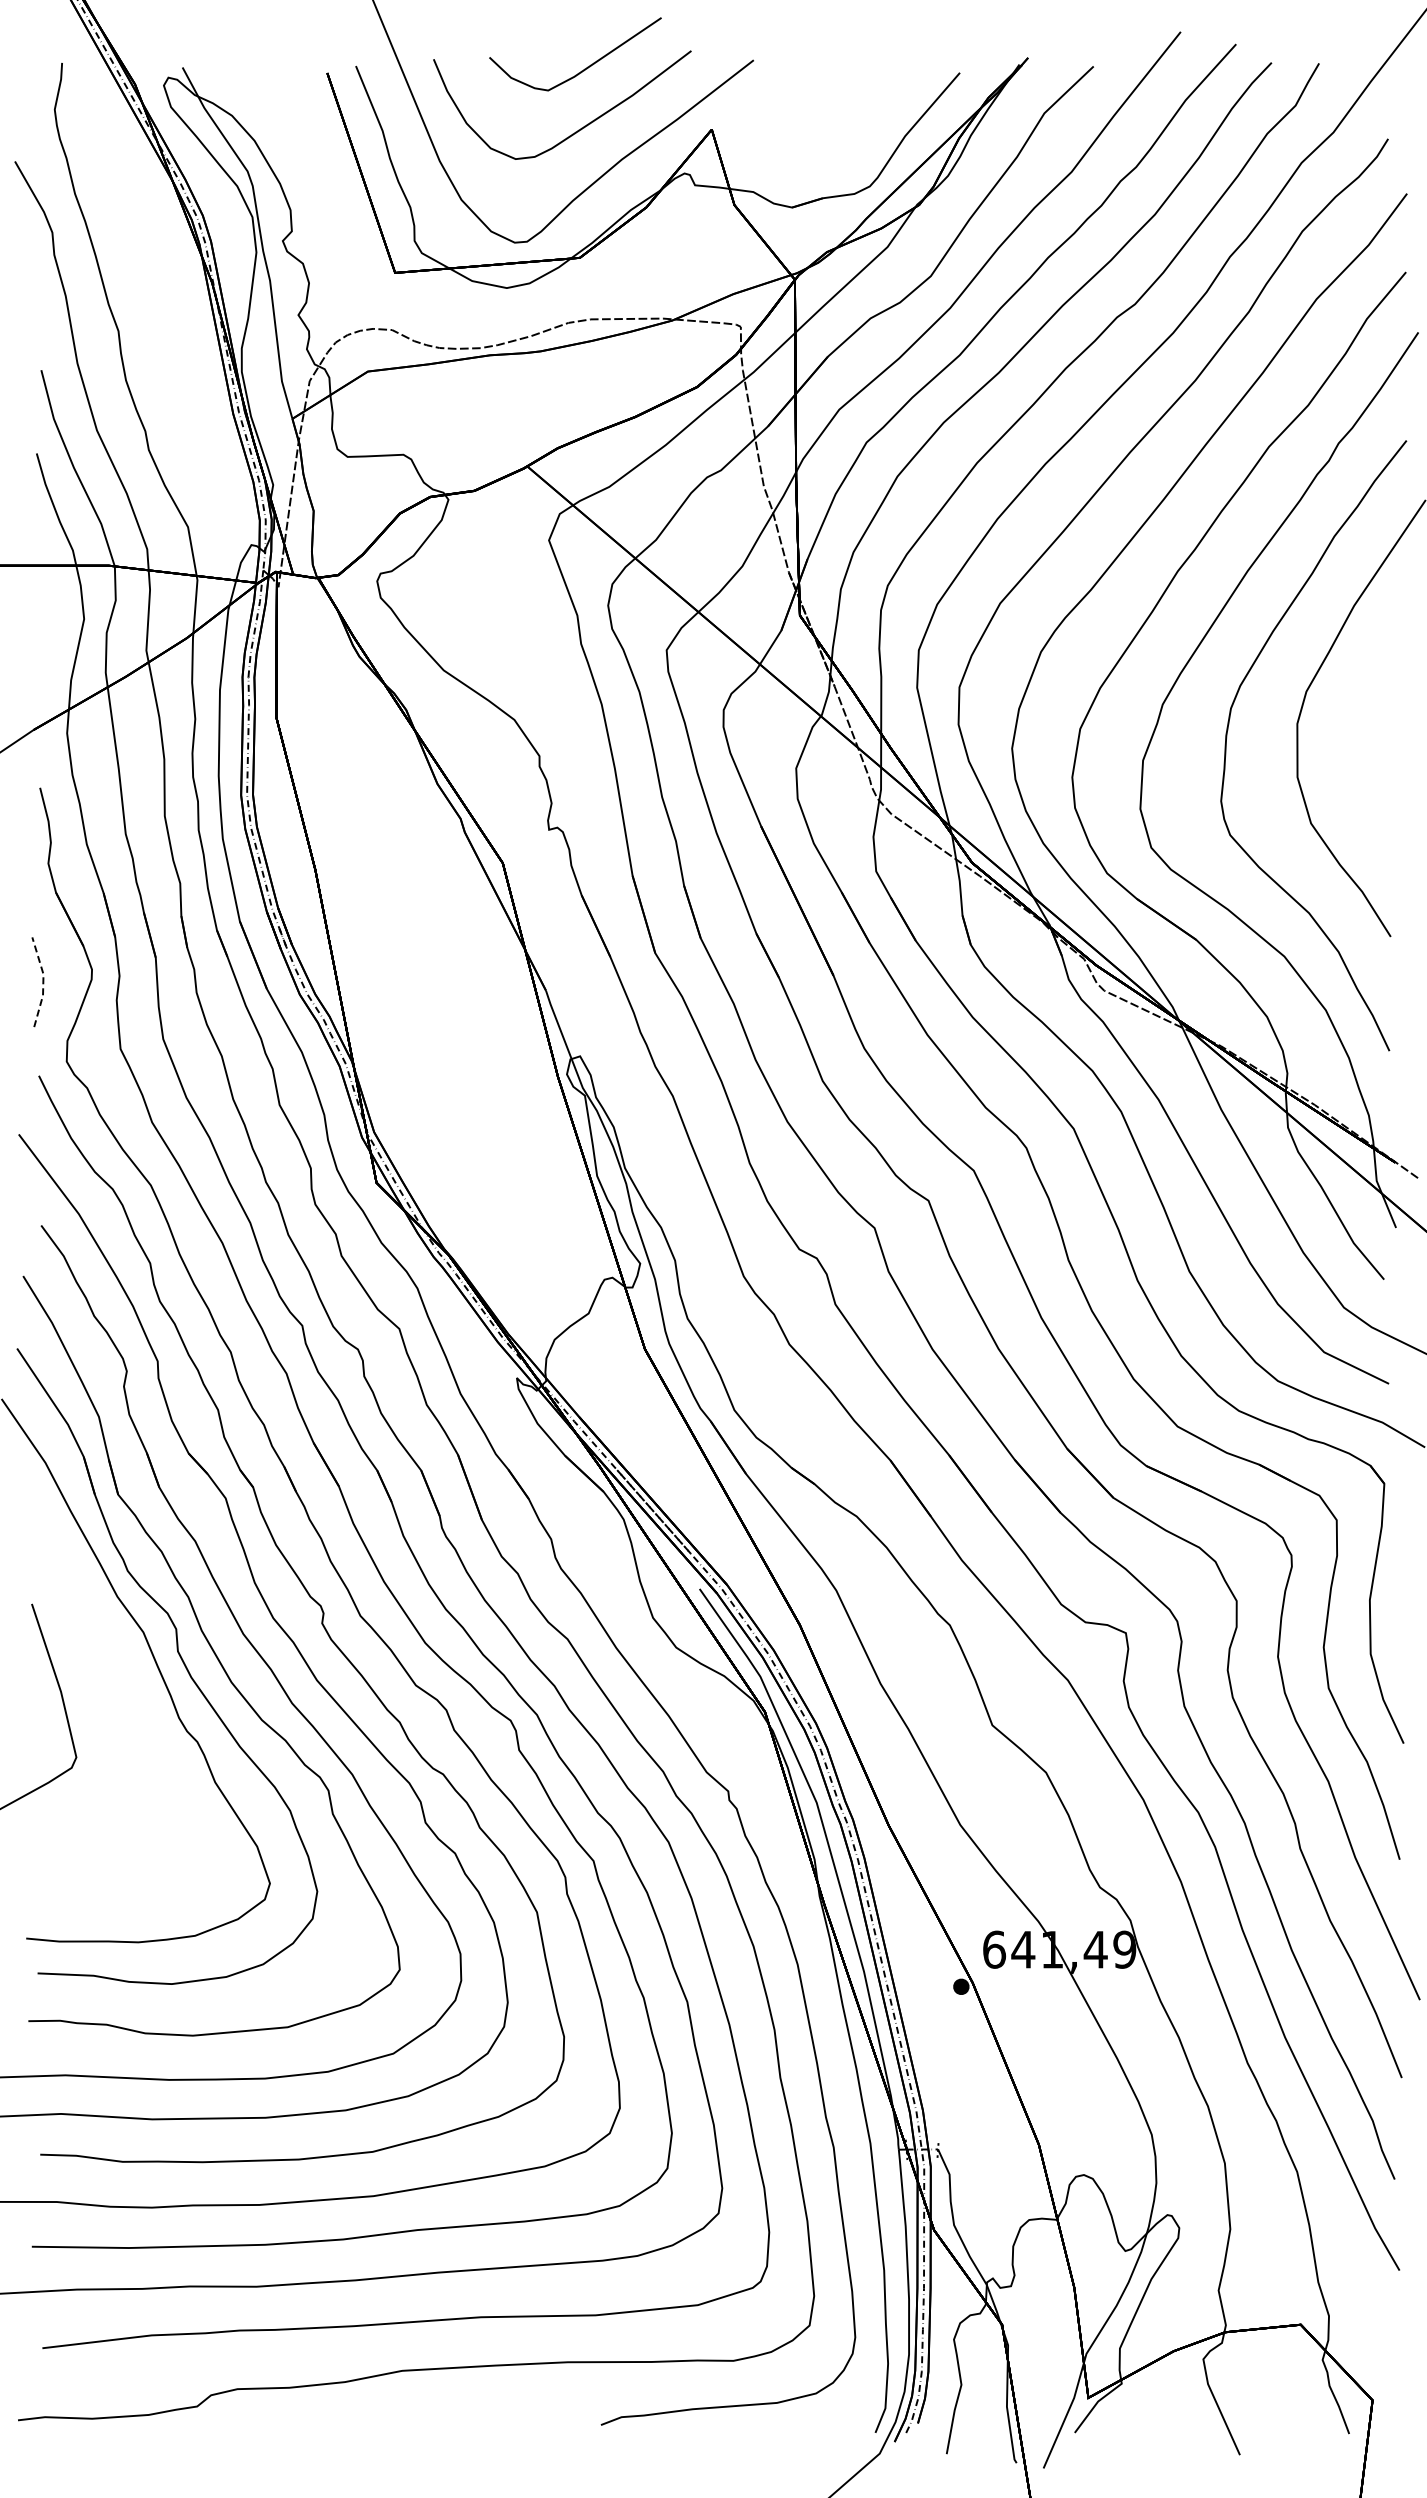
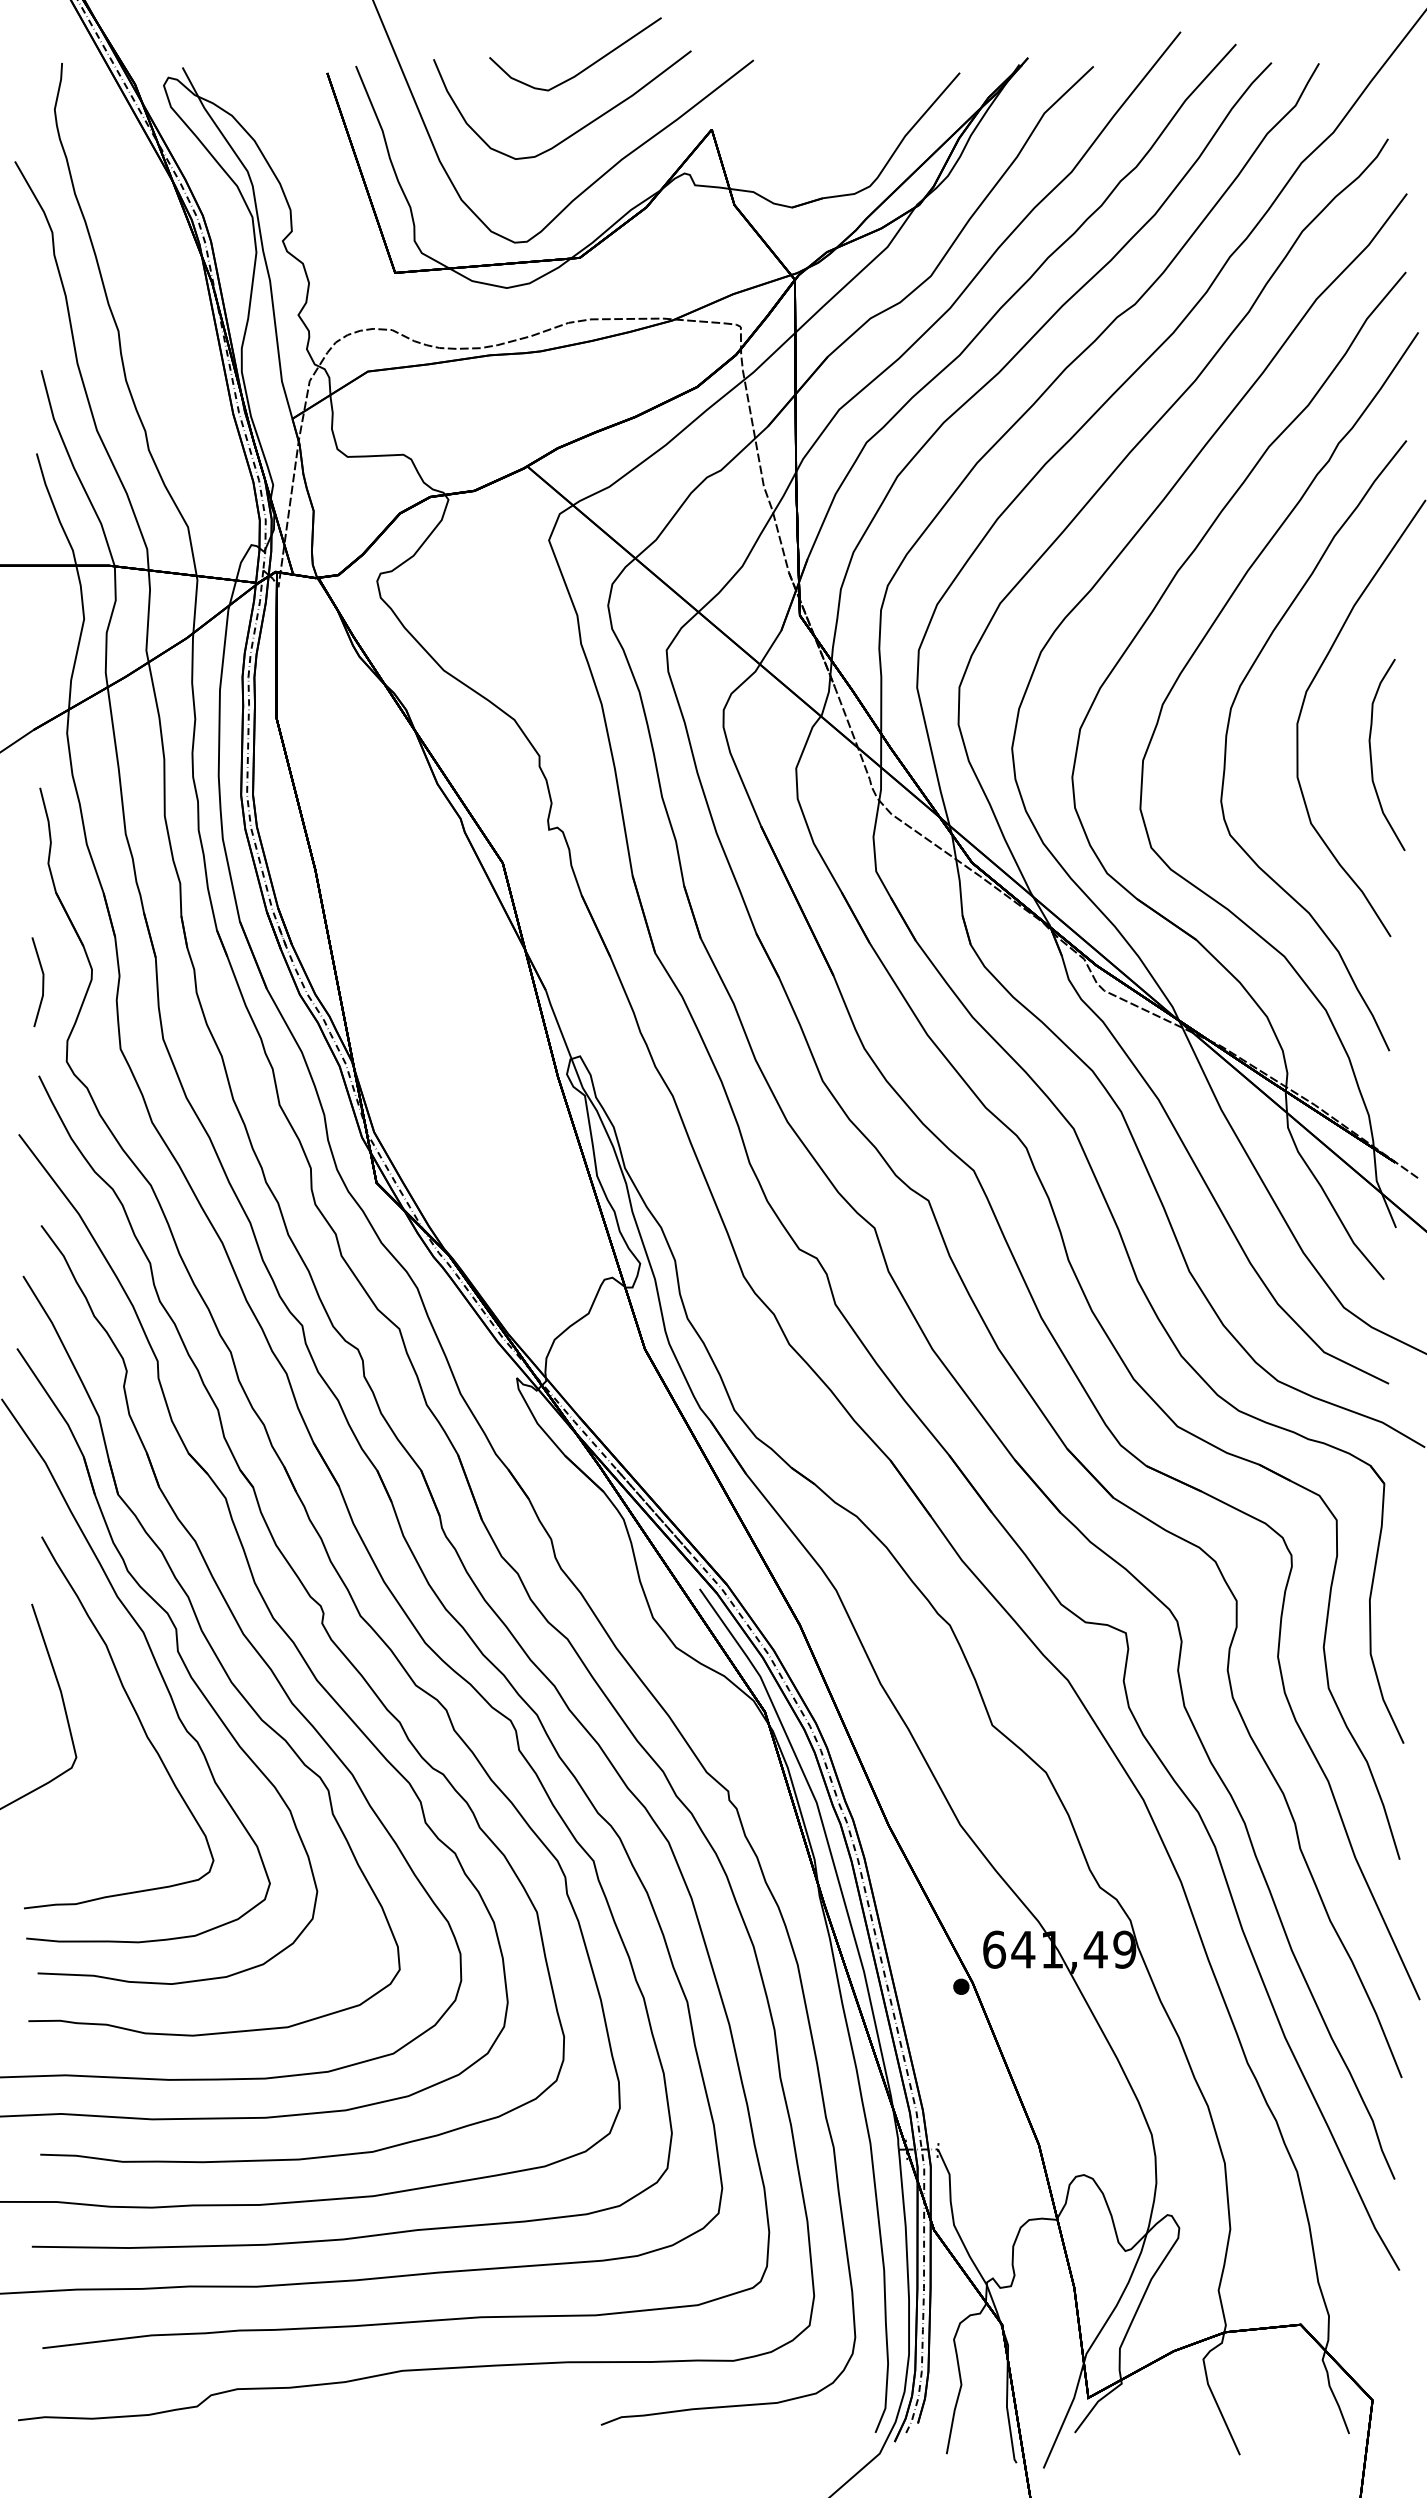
curve: none -> present (1371, 754)
line: dashed -> solid (43, 982)
curve: none -> present (135, 1713)
